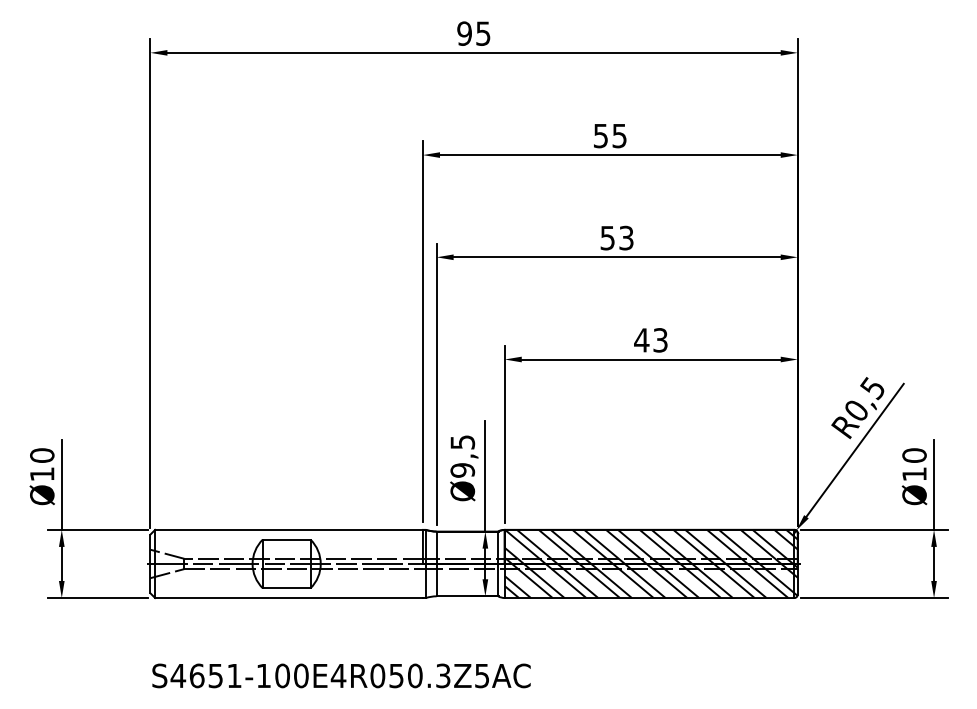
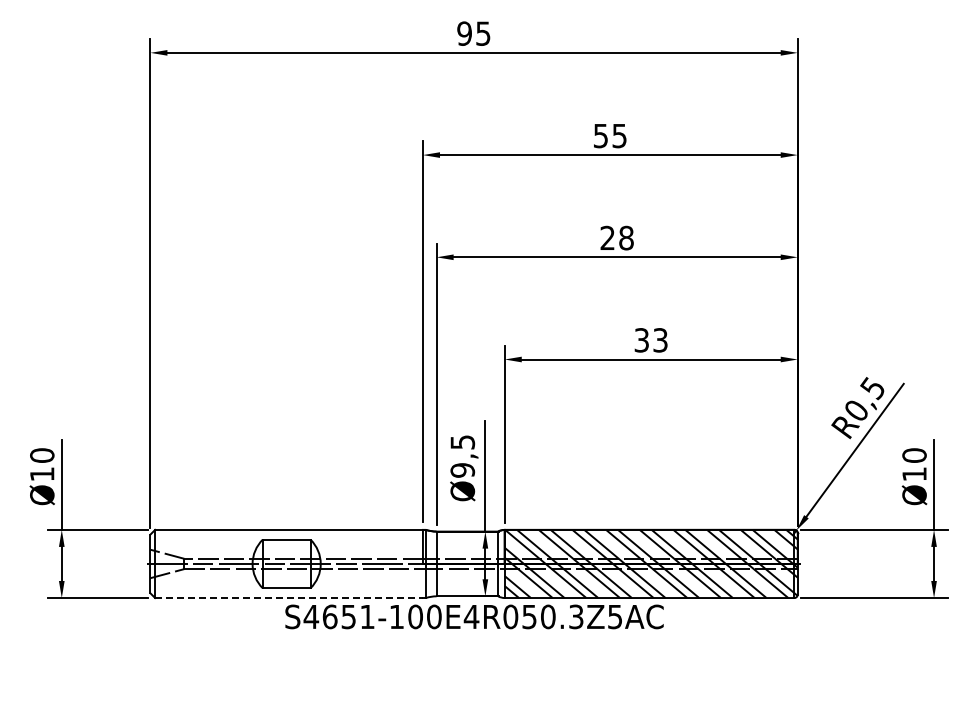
text: 53 -> 28 (616, 237)
text: 43 -> 33 (641, 340)
line: solid -> dashed (289, 598)
text position: (341, 675) -> (474, 616) (474, 616)
